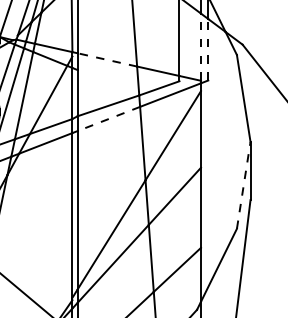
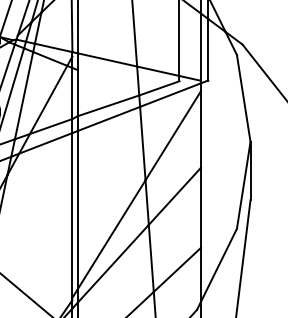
line: dashed -> solid (200, 47)
line: dashed -> solid (208, 49)
line: dashed -> solid (106, 59)
line: dashed -> solid (108, 119)
line: dashed -> solid (243, 185)
